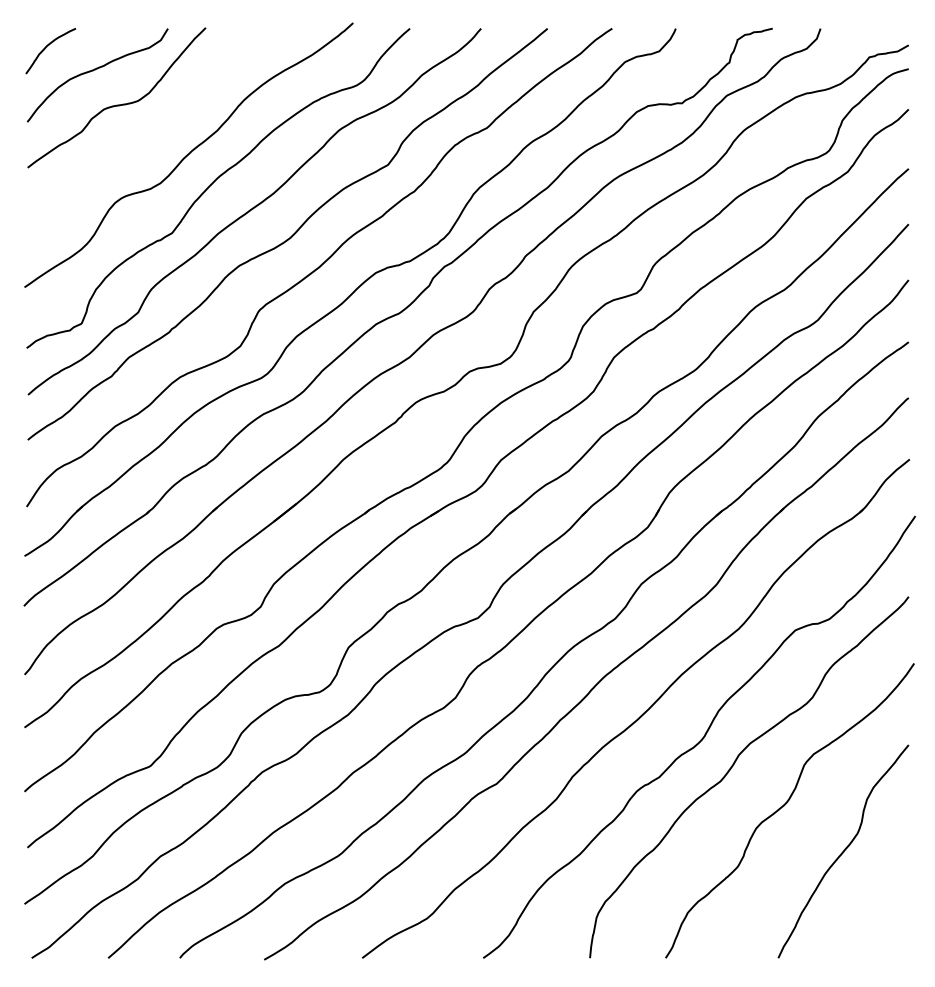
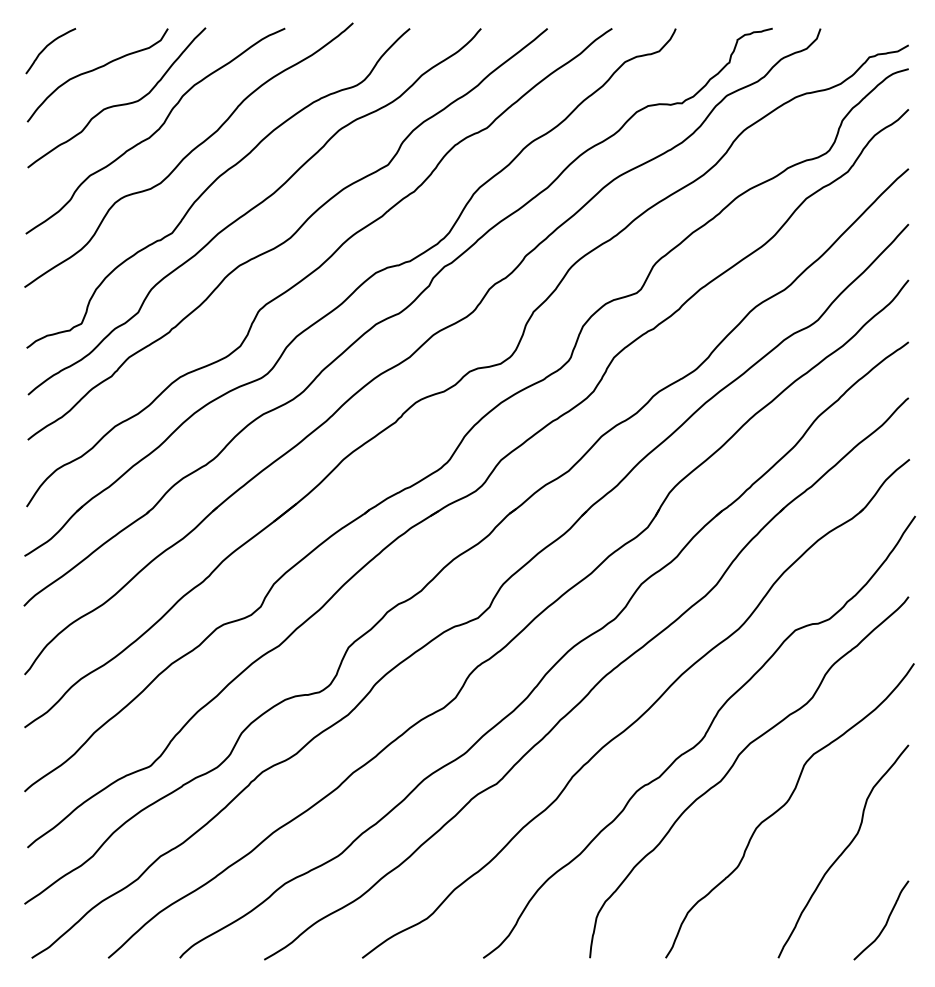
curve: none -> present (156, 130)
curve: none -> present (886, 920)
